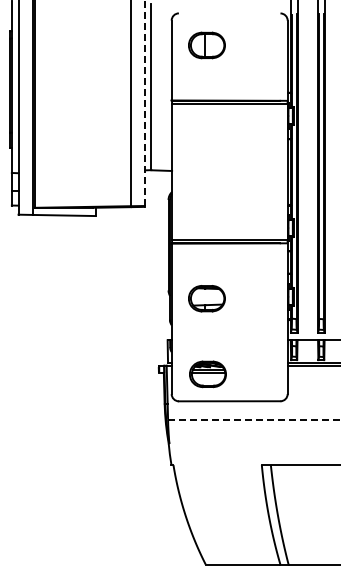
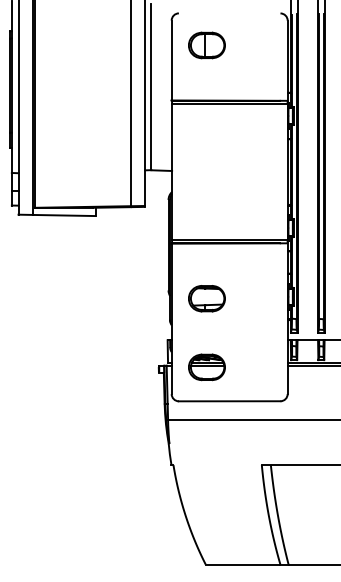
line: dashed -> solid (145, 103)
part position: (207, 374) -> (206, 367) (206, 367)
line: dashed -> solid (254, 419)
